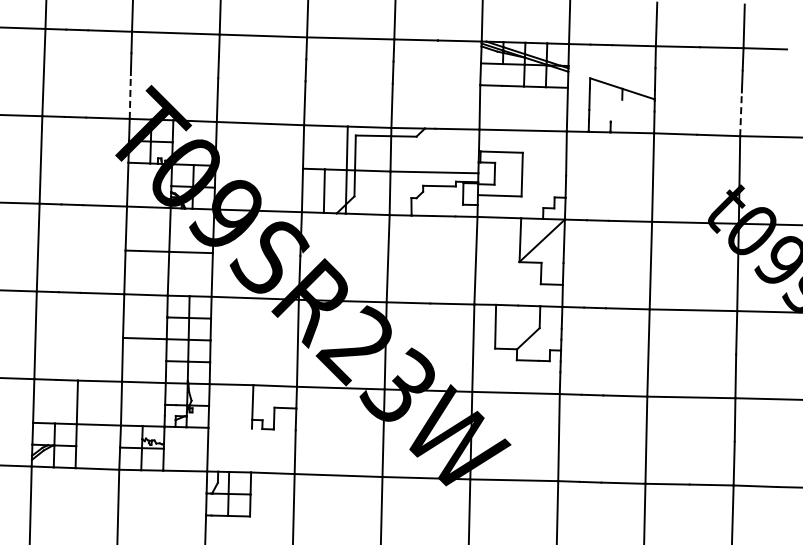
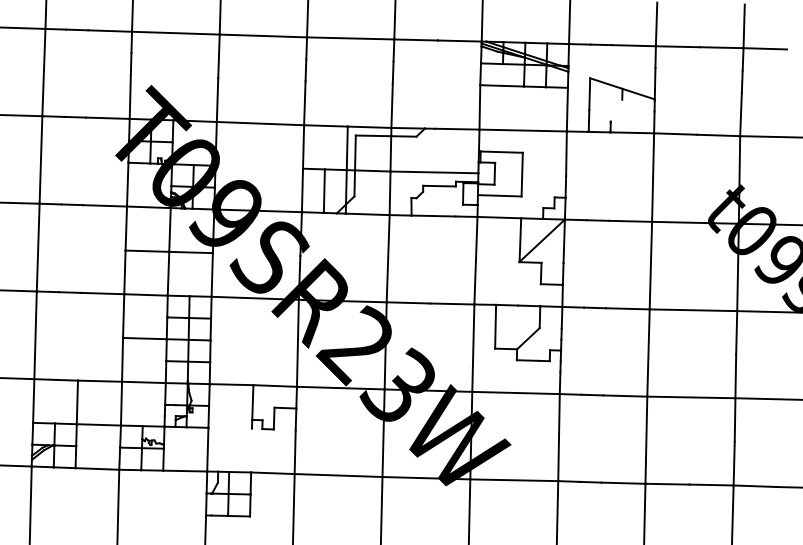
line: dashed -> solid (130, 97)
line: dashed -> solid (741, 114)
